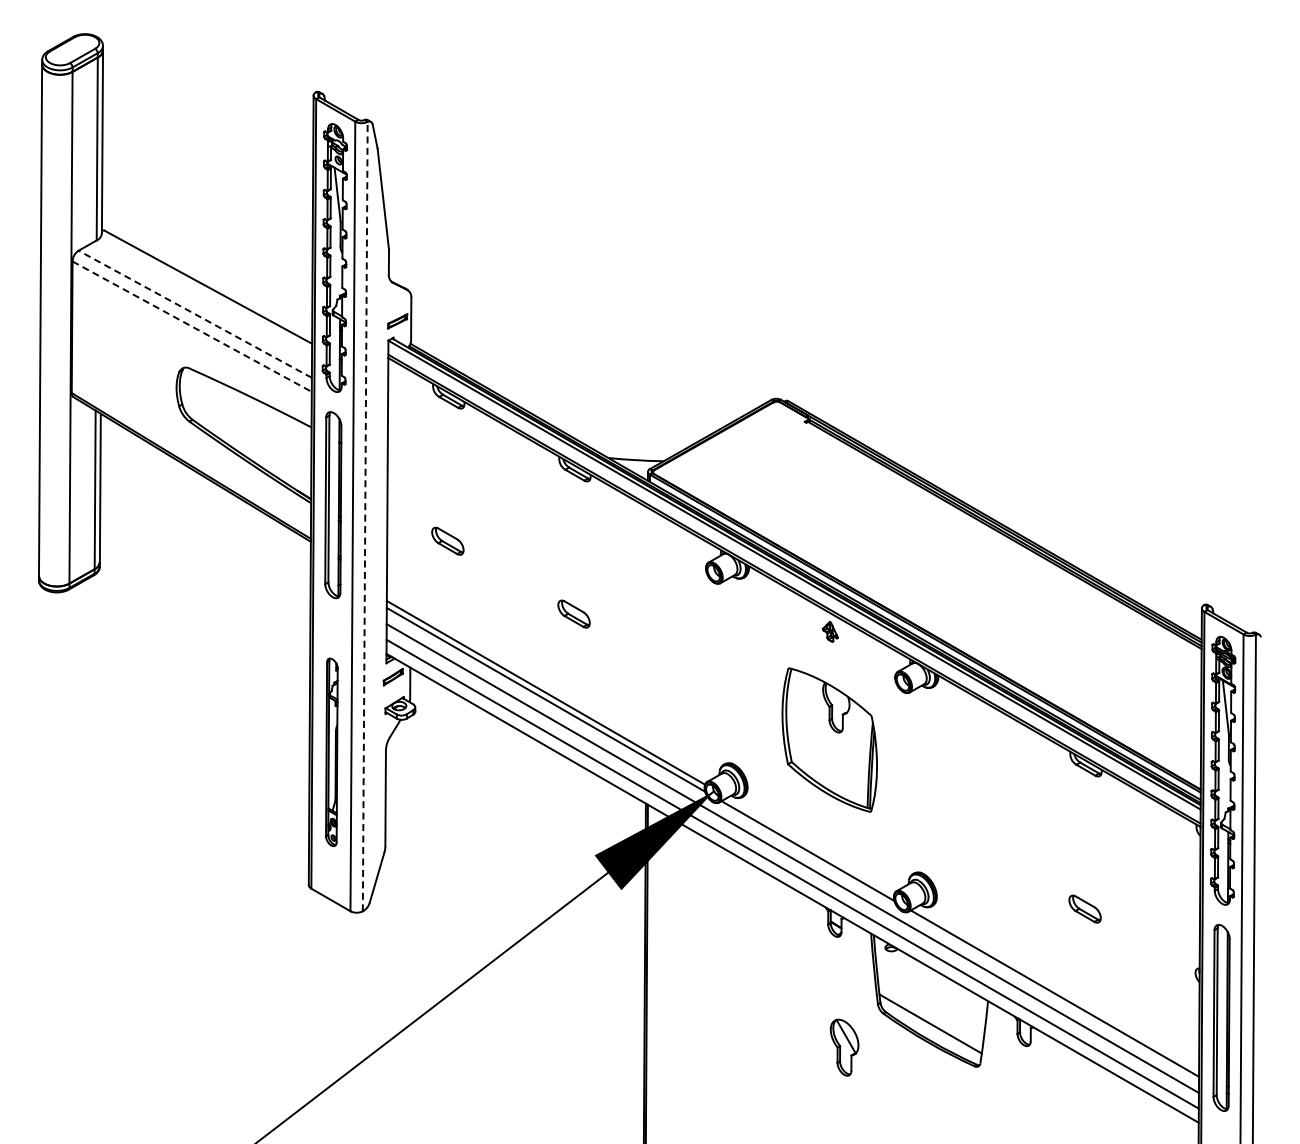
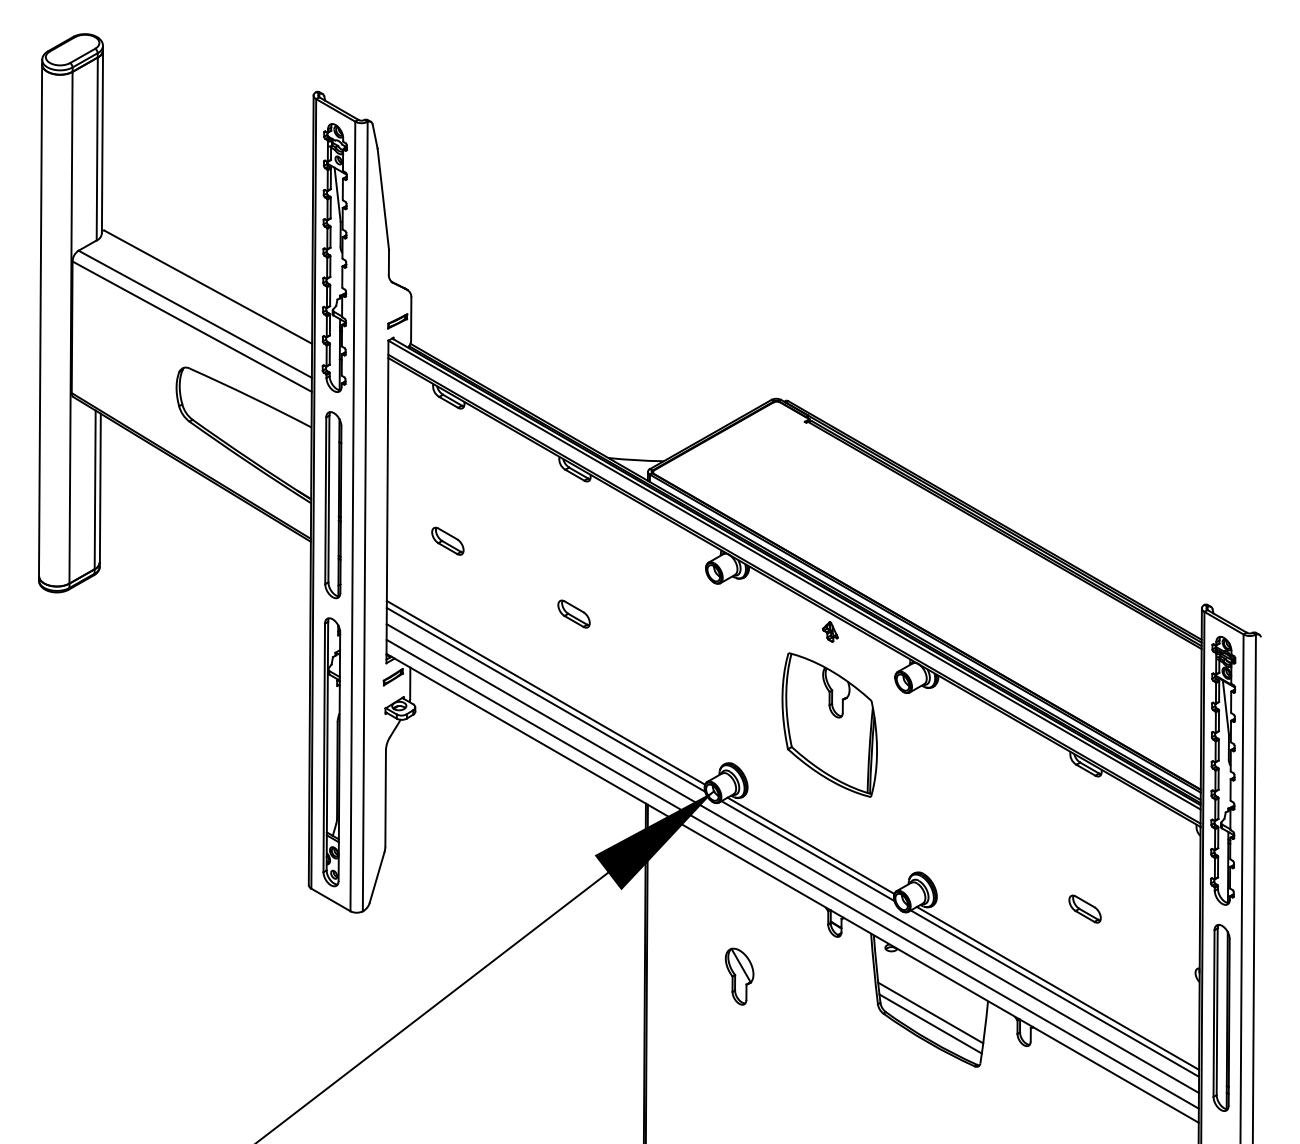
line: dashed -> solid (195, 314)
line: dashed -> solid (192, 326)
line: dashed -> solid (365, 516)
part position: (829, 739) -> (829, 724) (829, 724)
part size: 14x190 px -> 20x271 px (331, 752)
line: none -> present (810, 845)
line: none -> present (1057, 987)
line: none -> present (930, 1012)
part position: (844, 1047) -> (739, 976) (739, 976)
